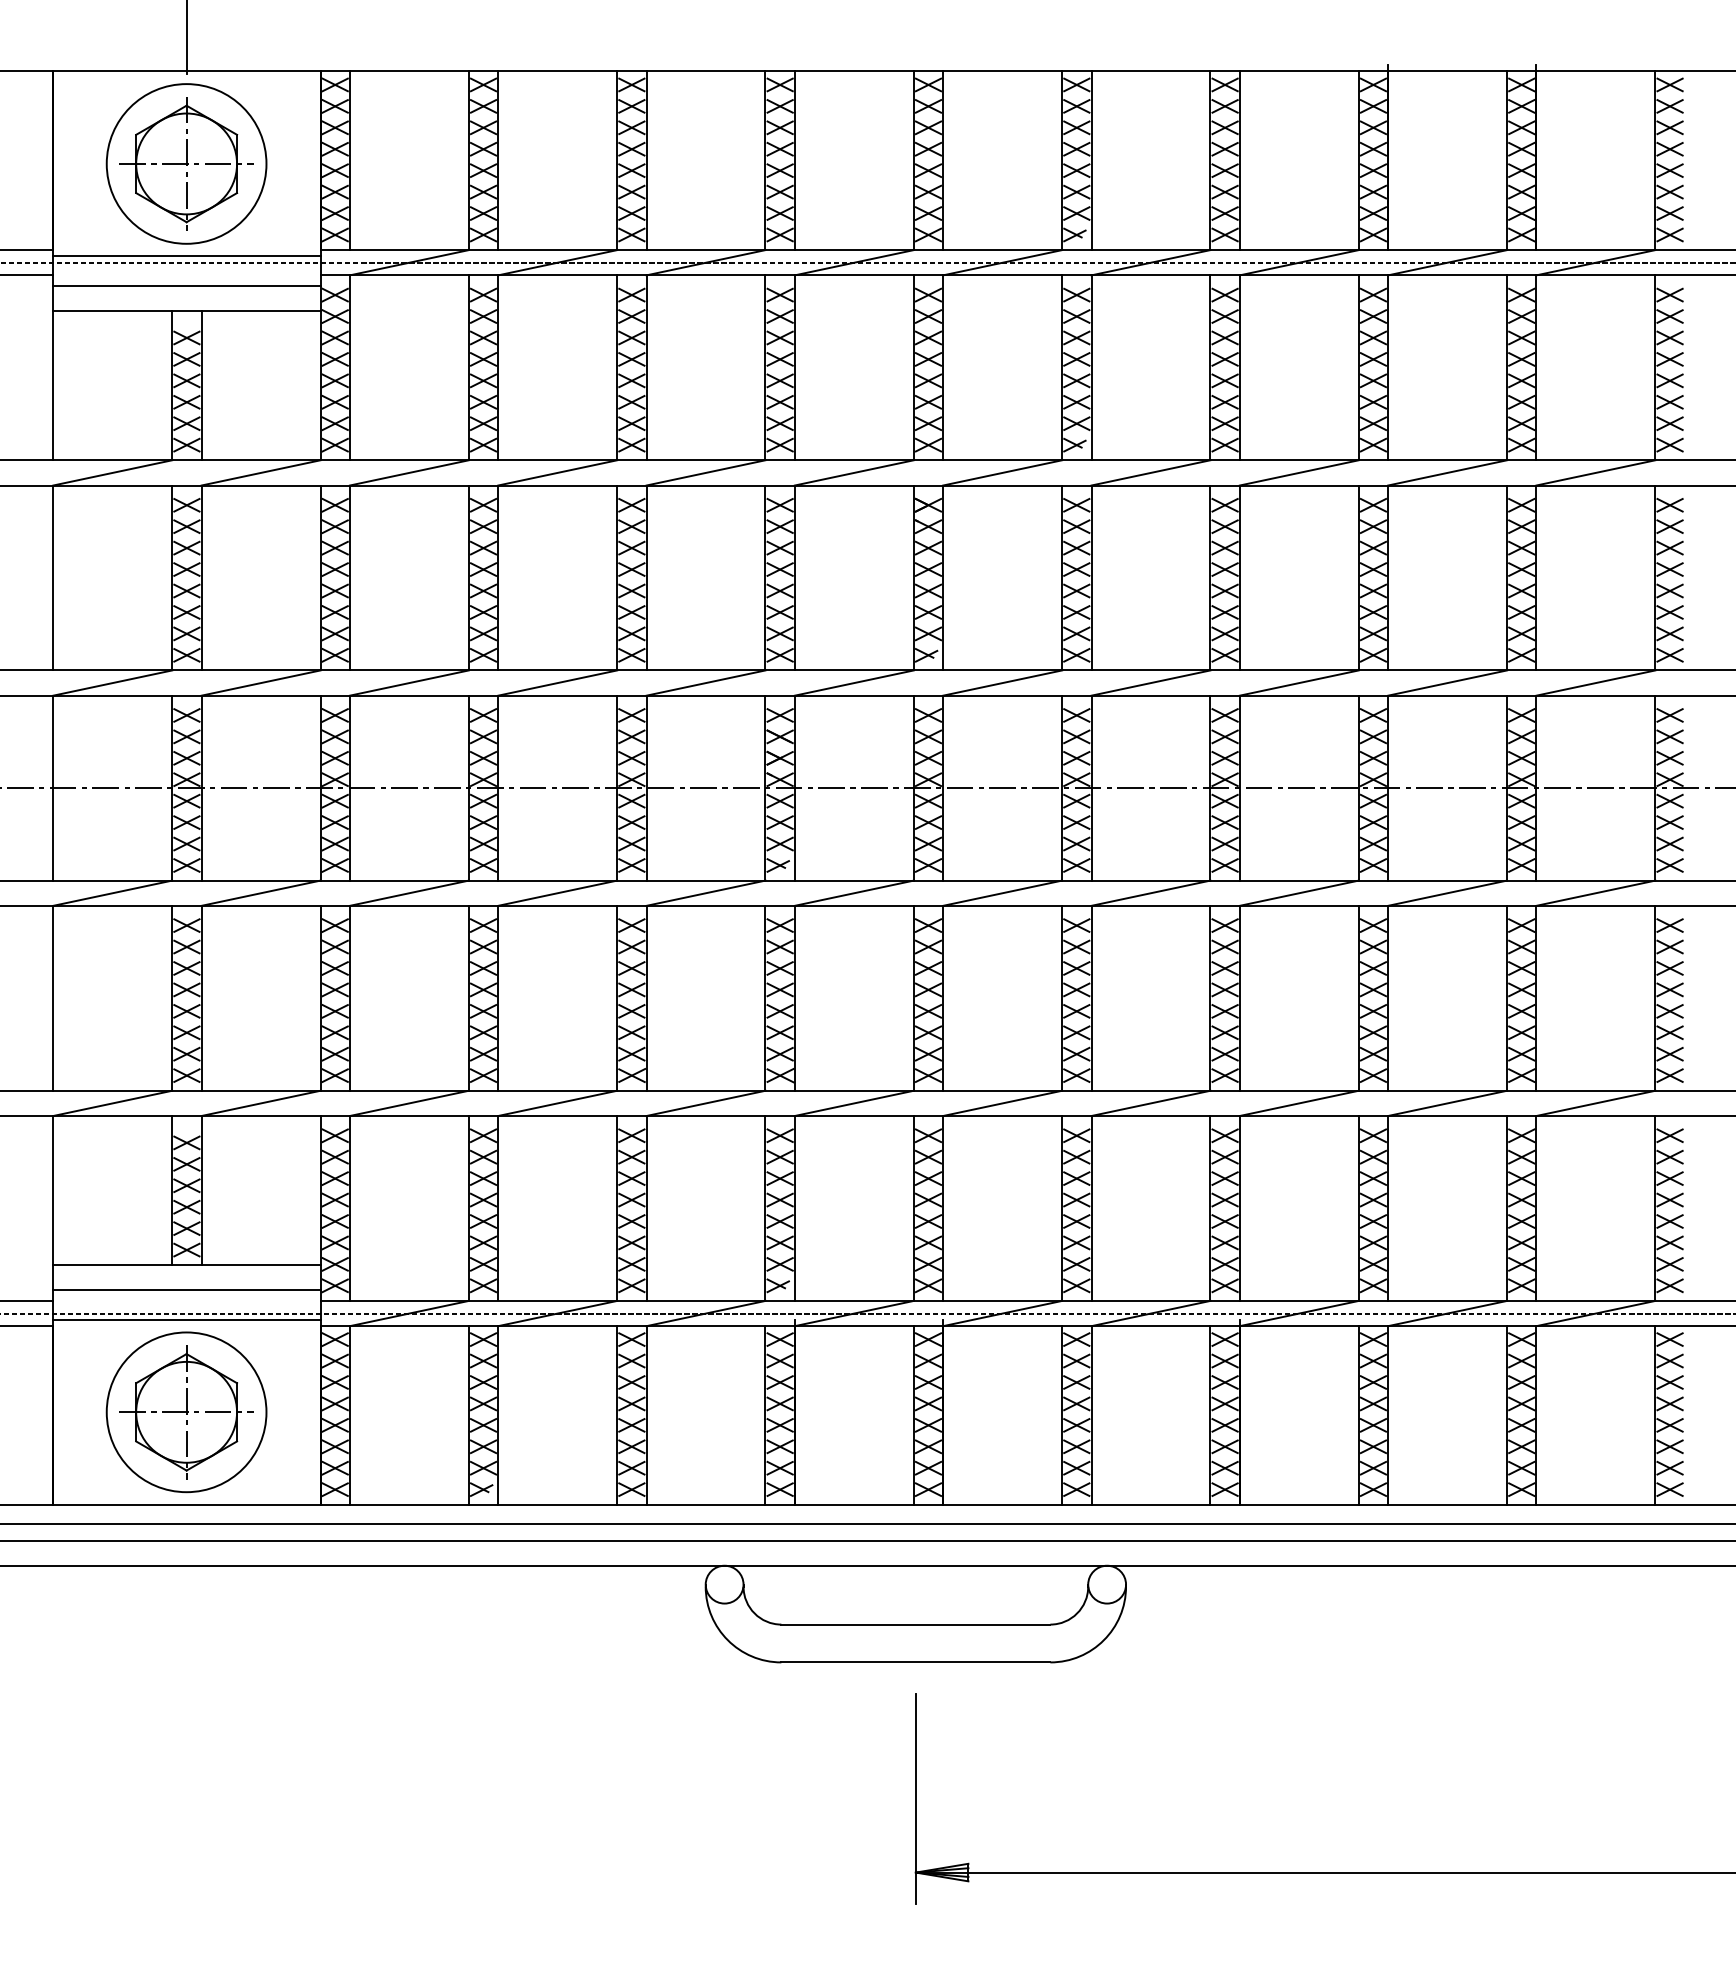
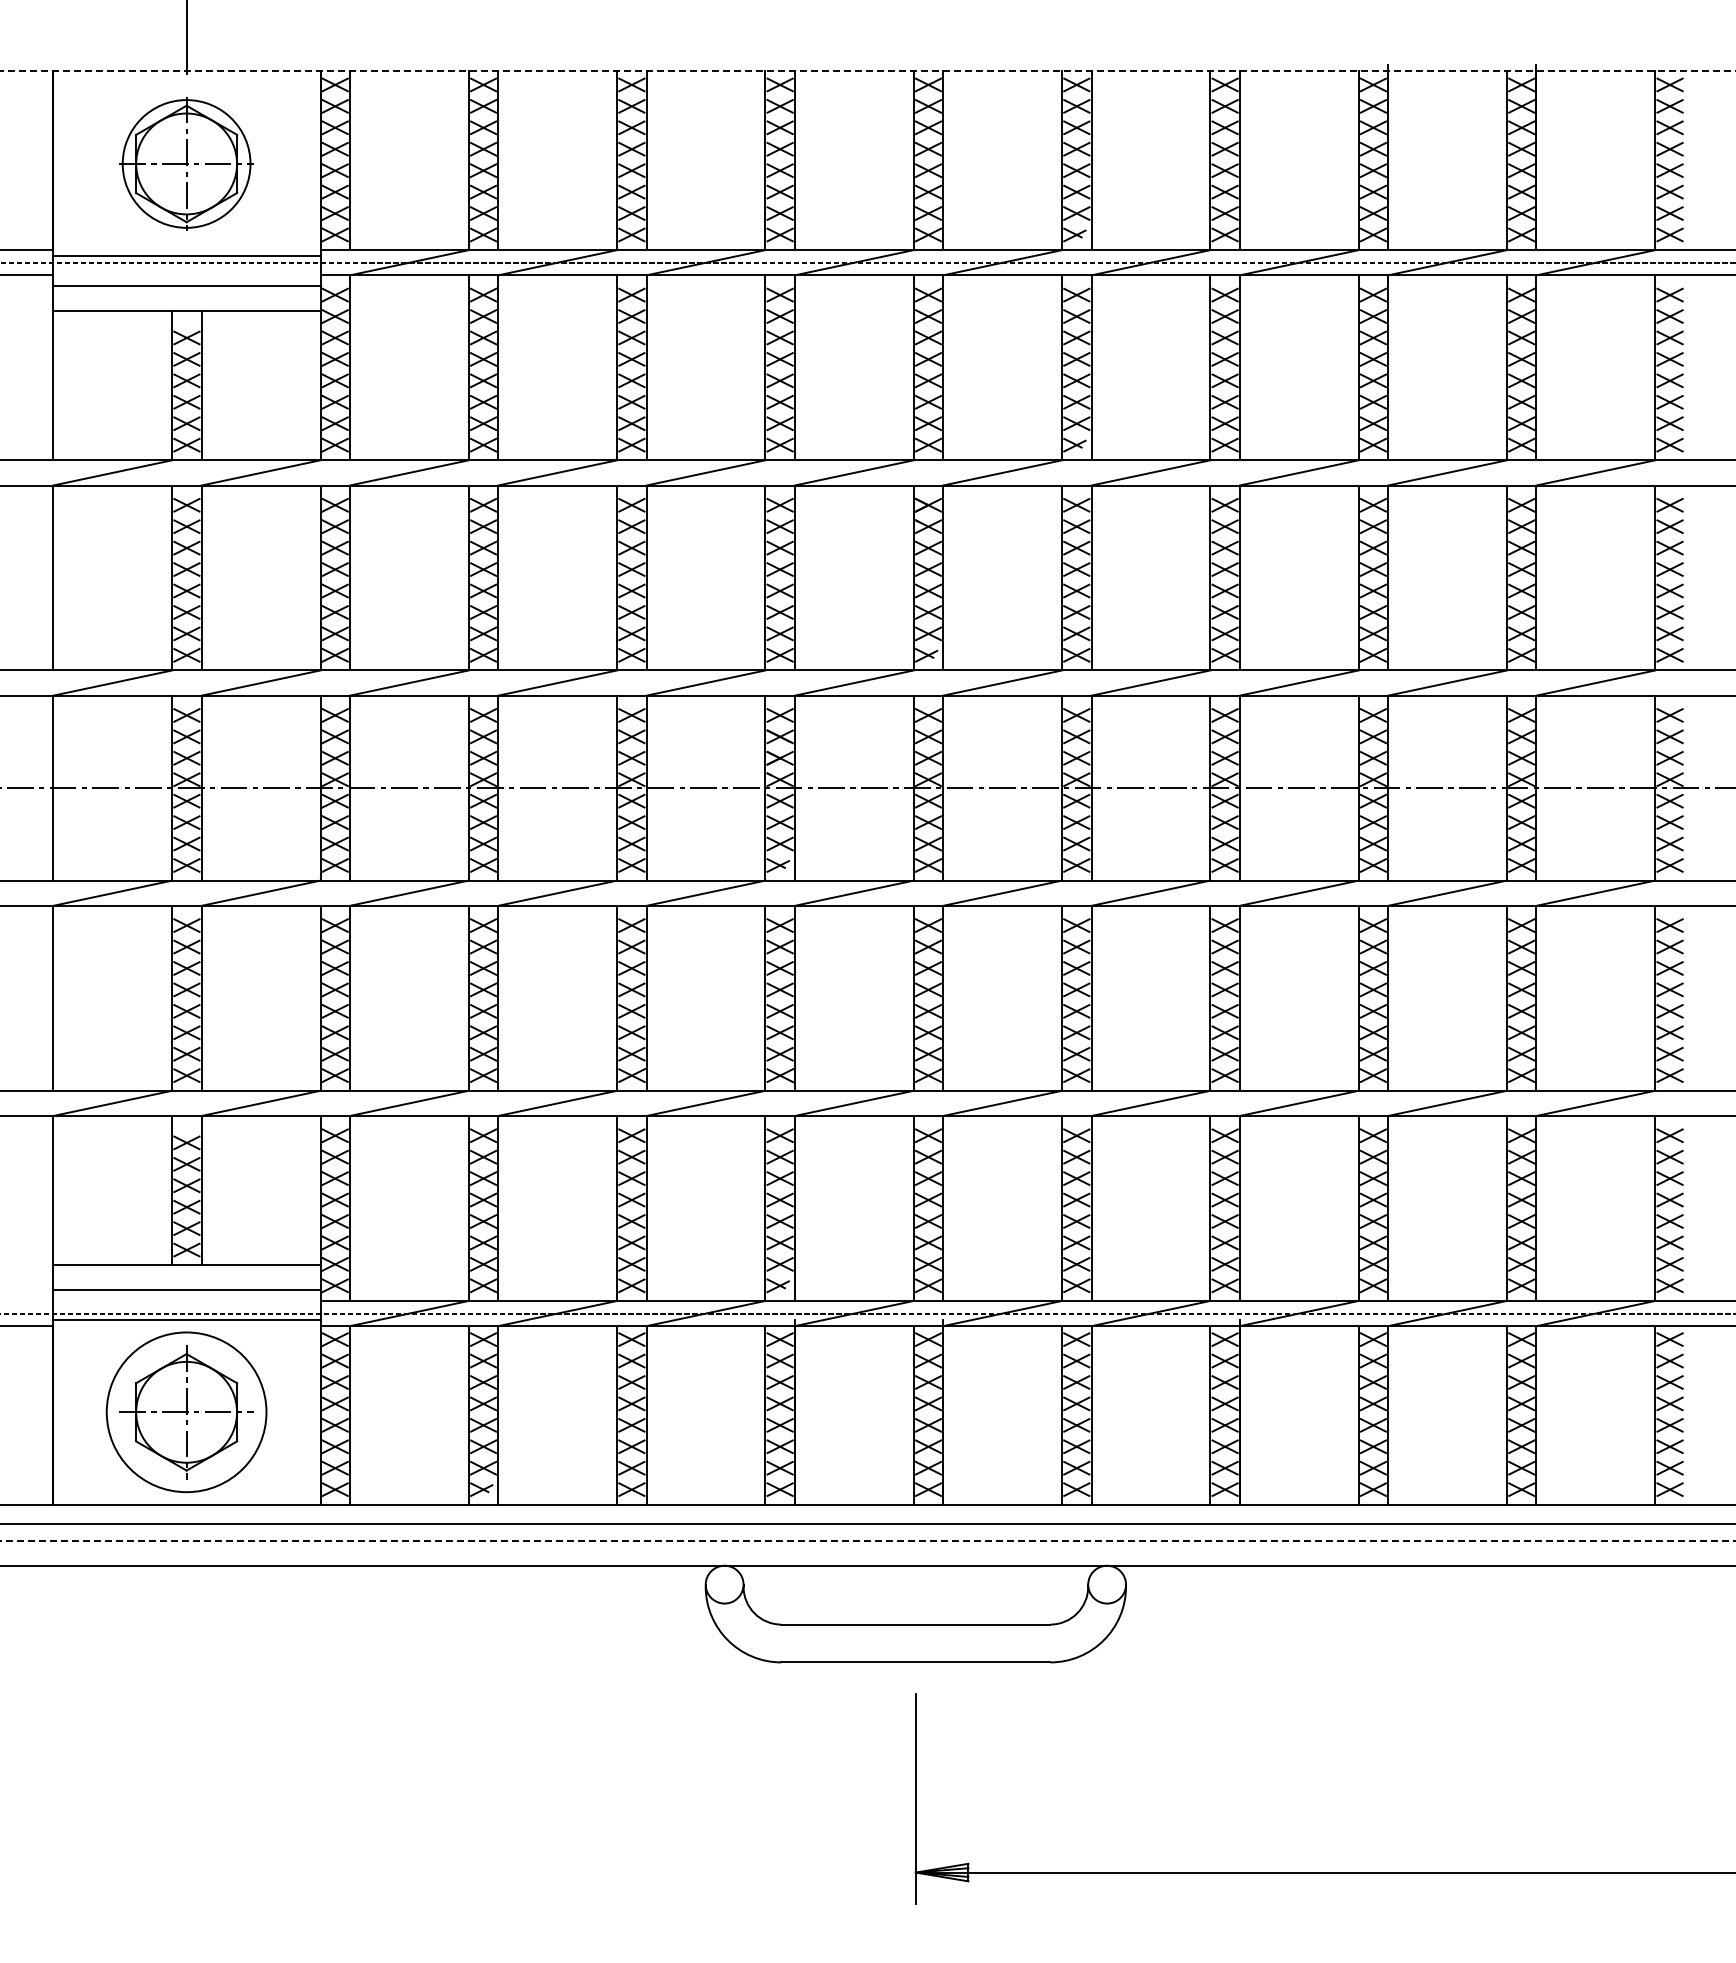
line: solid -> dashed (868, 71)
circle diameter: 160 px -> 128 px (186, 163)
line: present -> none (27, 1300)
line: solid -> dashed (868, 1540)
